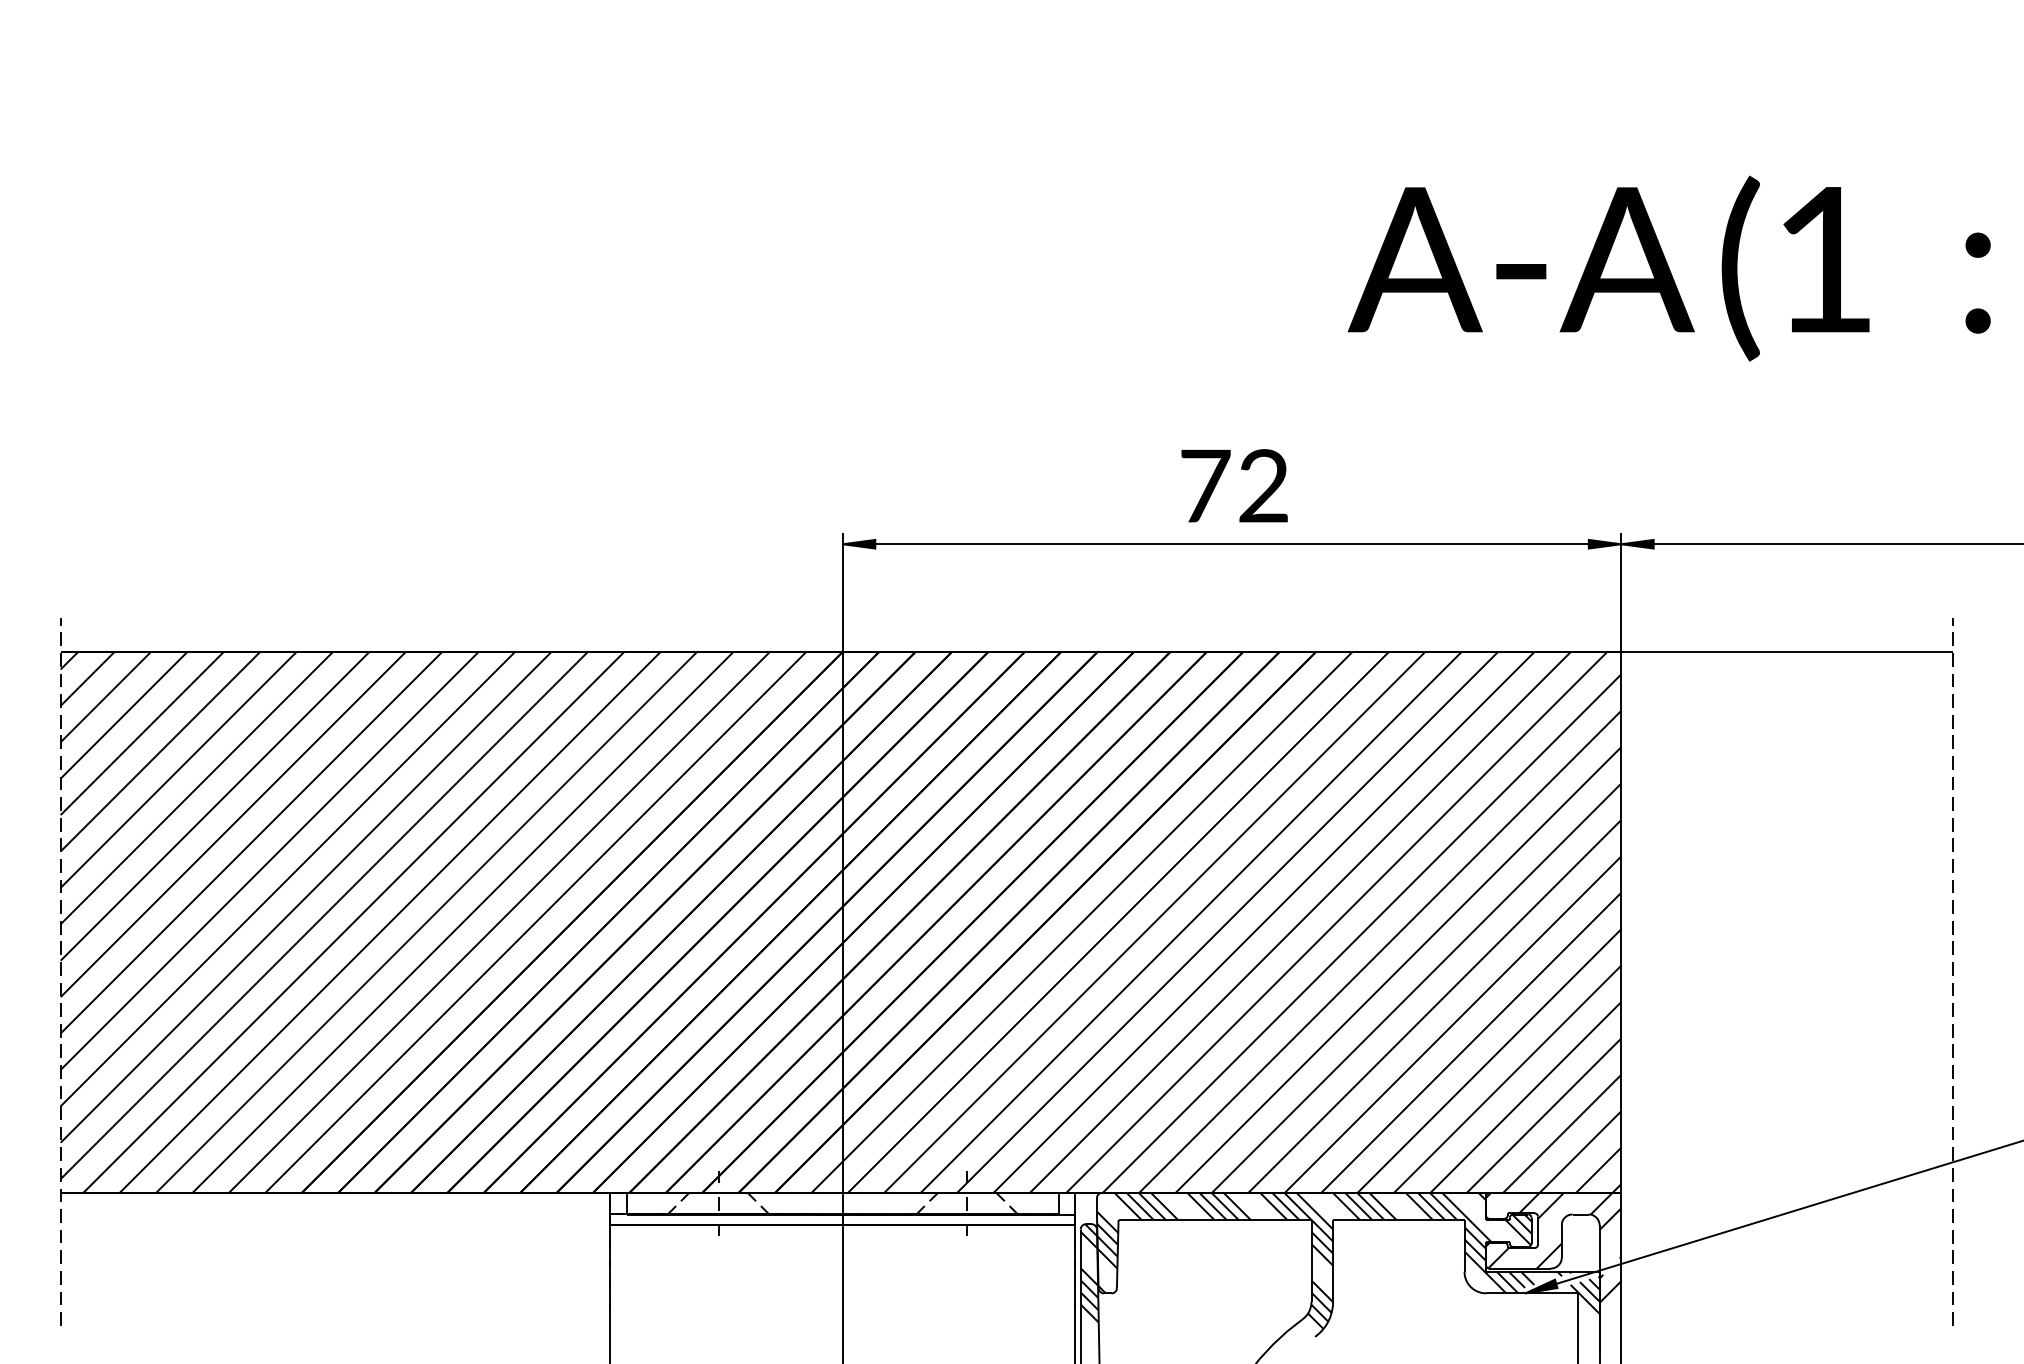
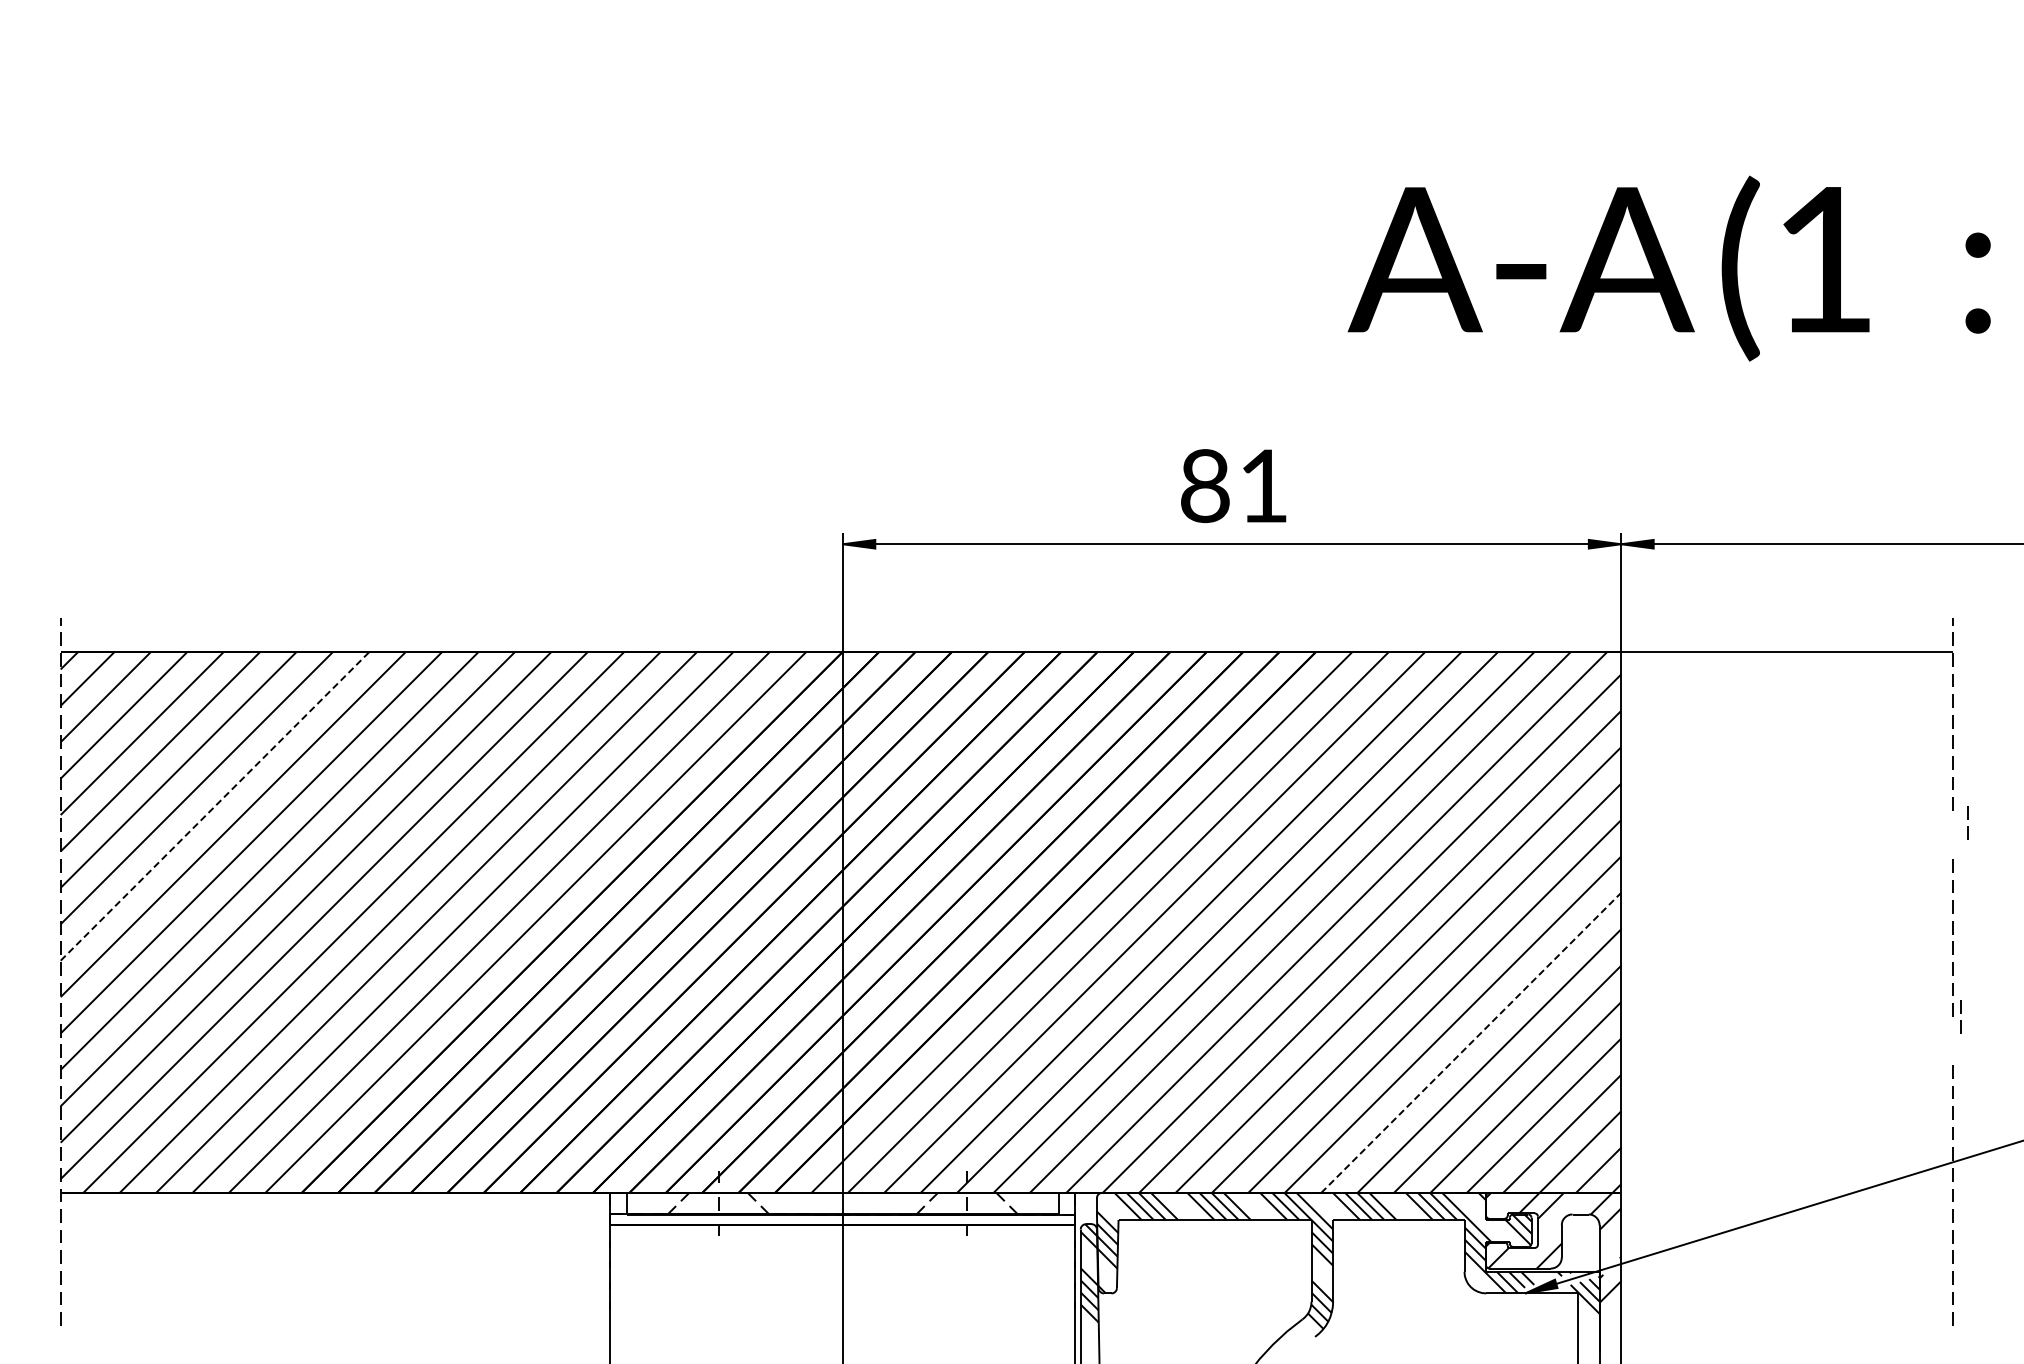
text: 72 -> 81 (1234, 486)
line: solid -> dashed (215, 806)
line position: (1952, 831) -> (1967, 819) (1967, 819)
line position: (1952, 1037) -> (1960, 1013) (1960, 1013)
line: solid -> dashed (1471, 1042)
